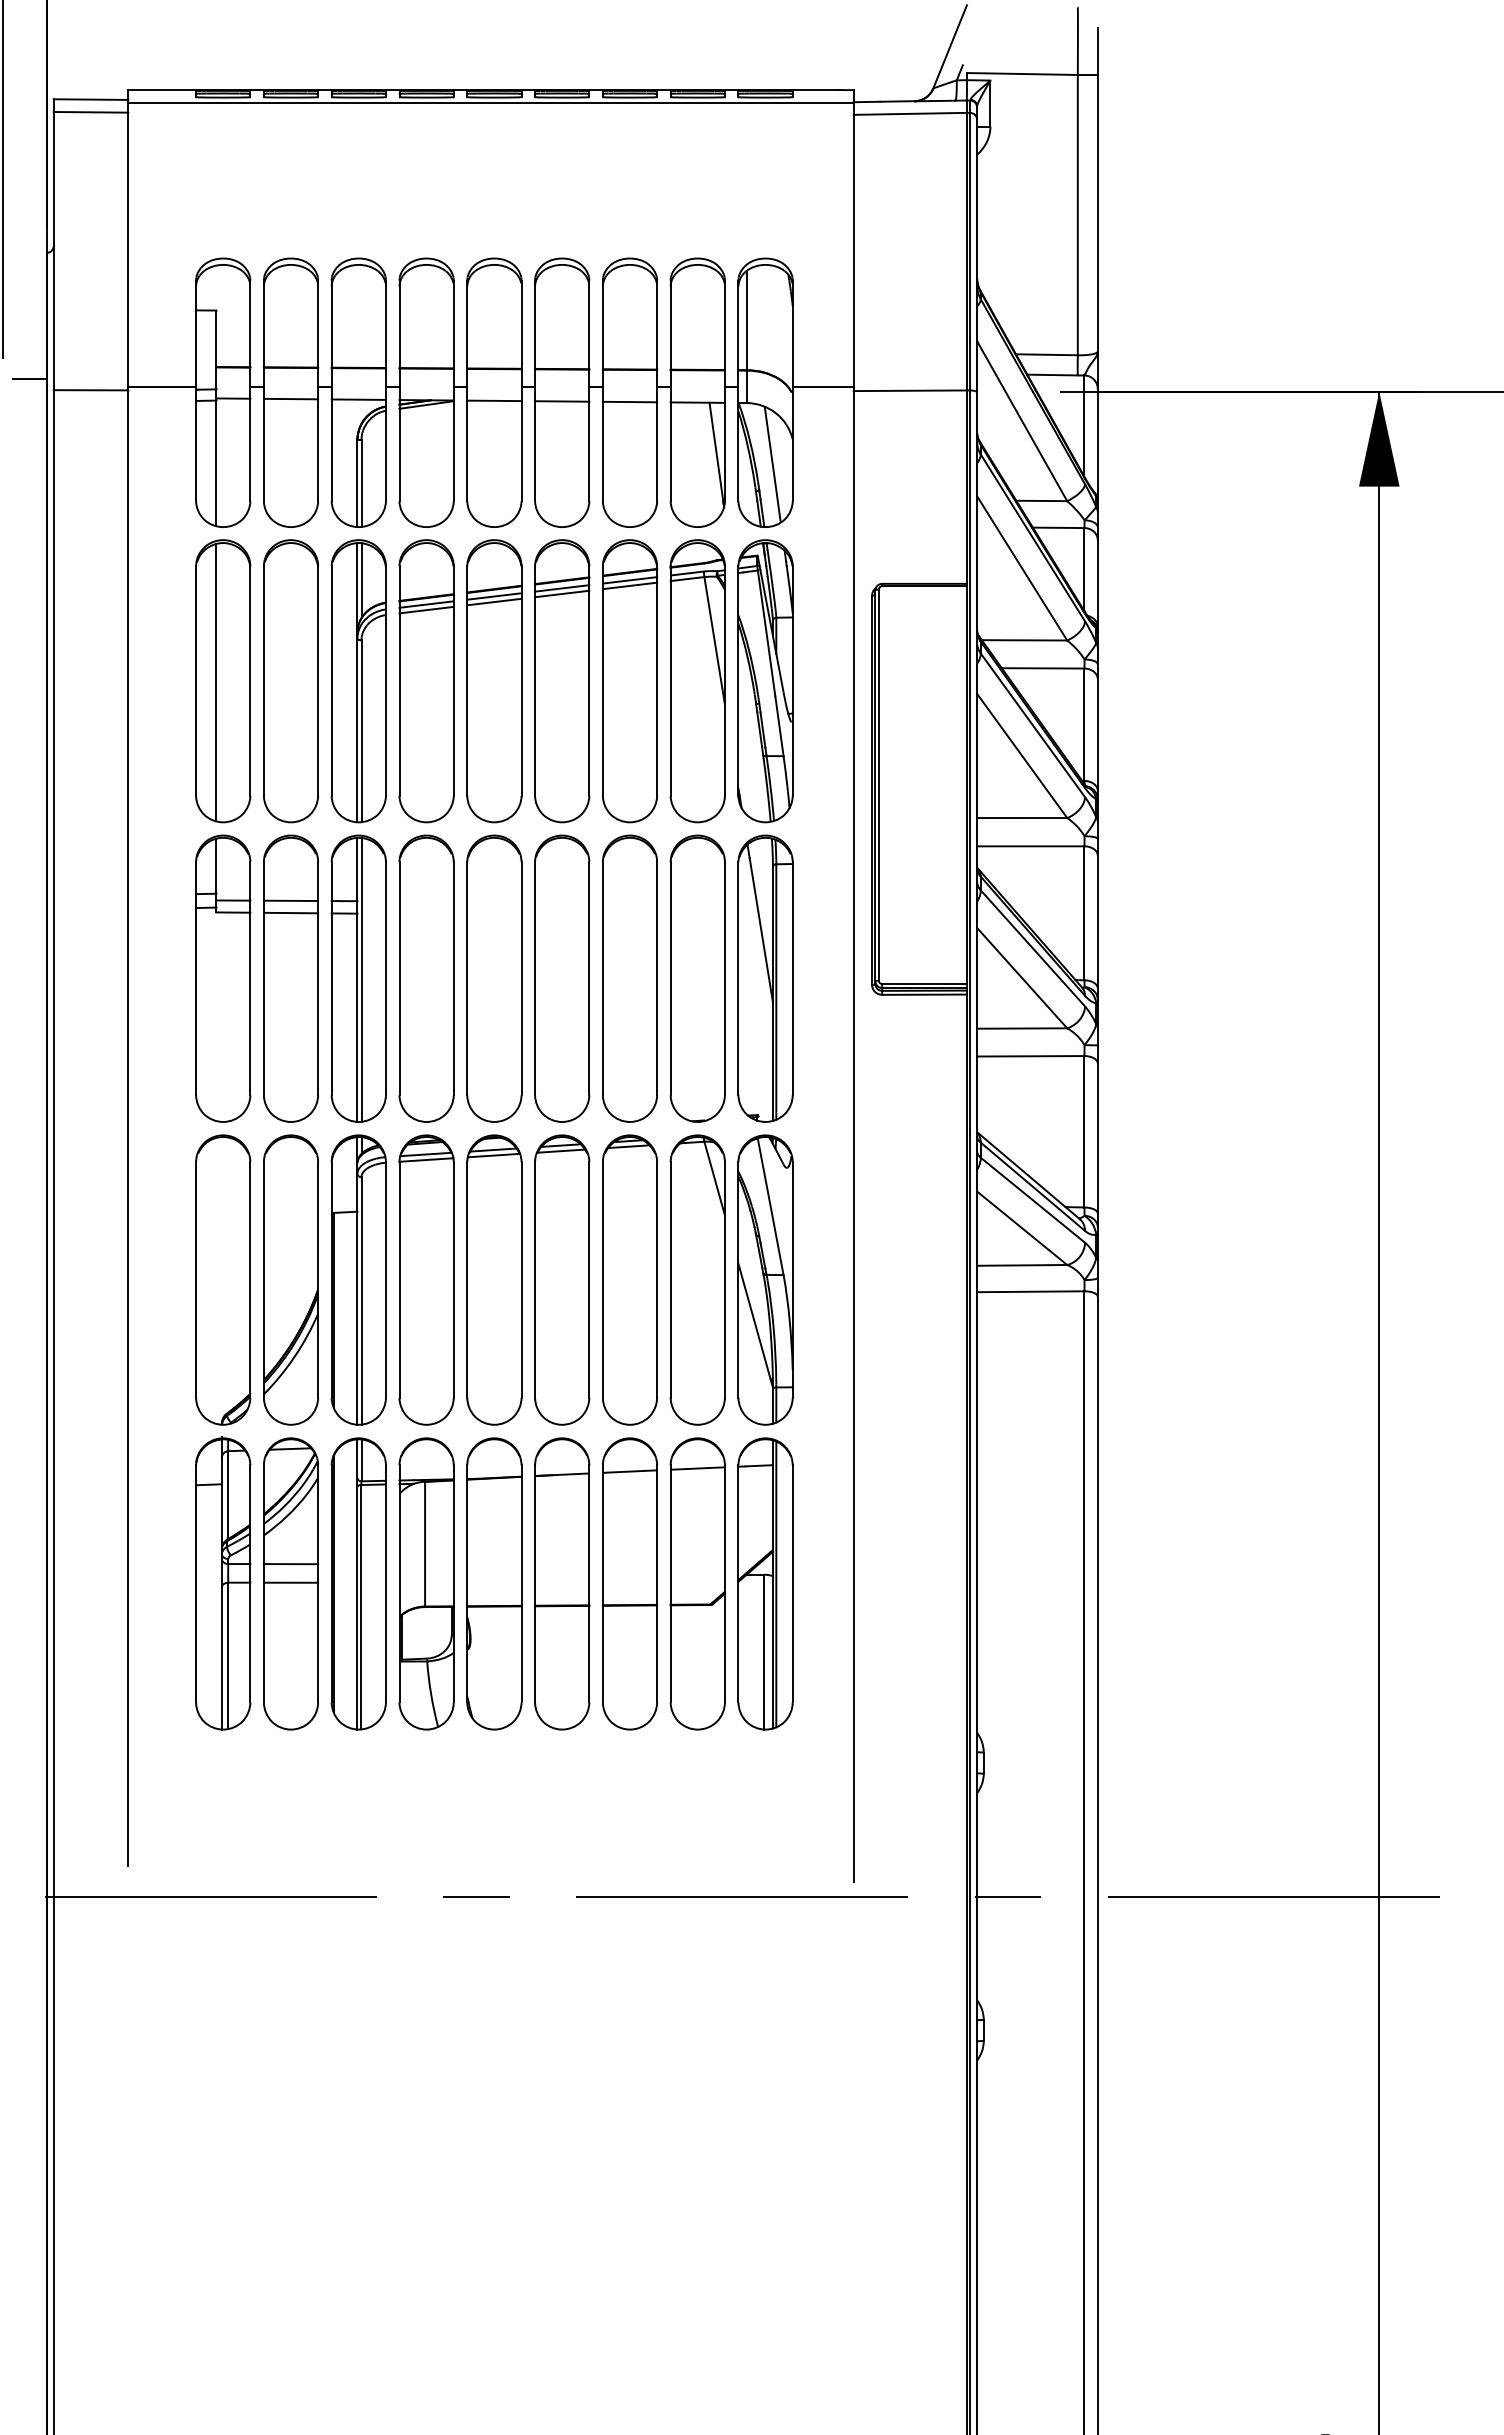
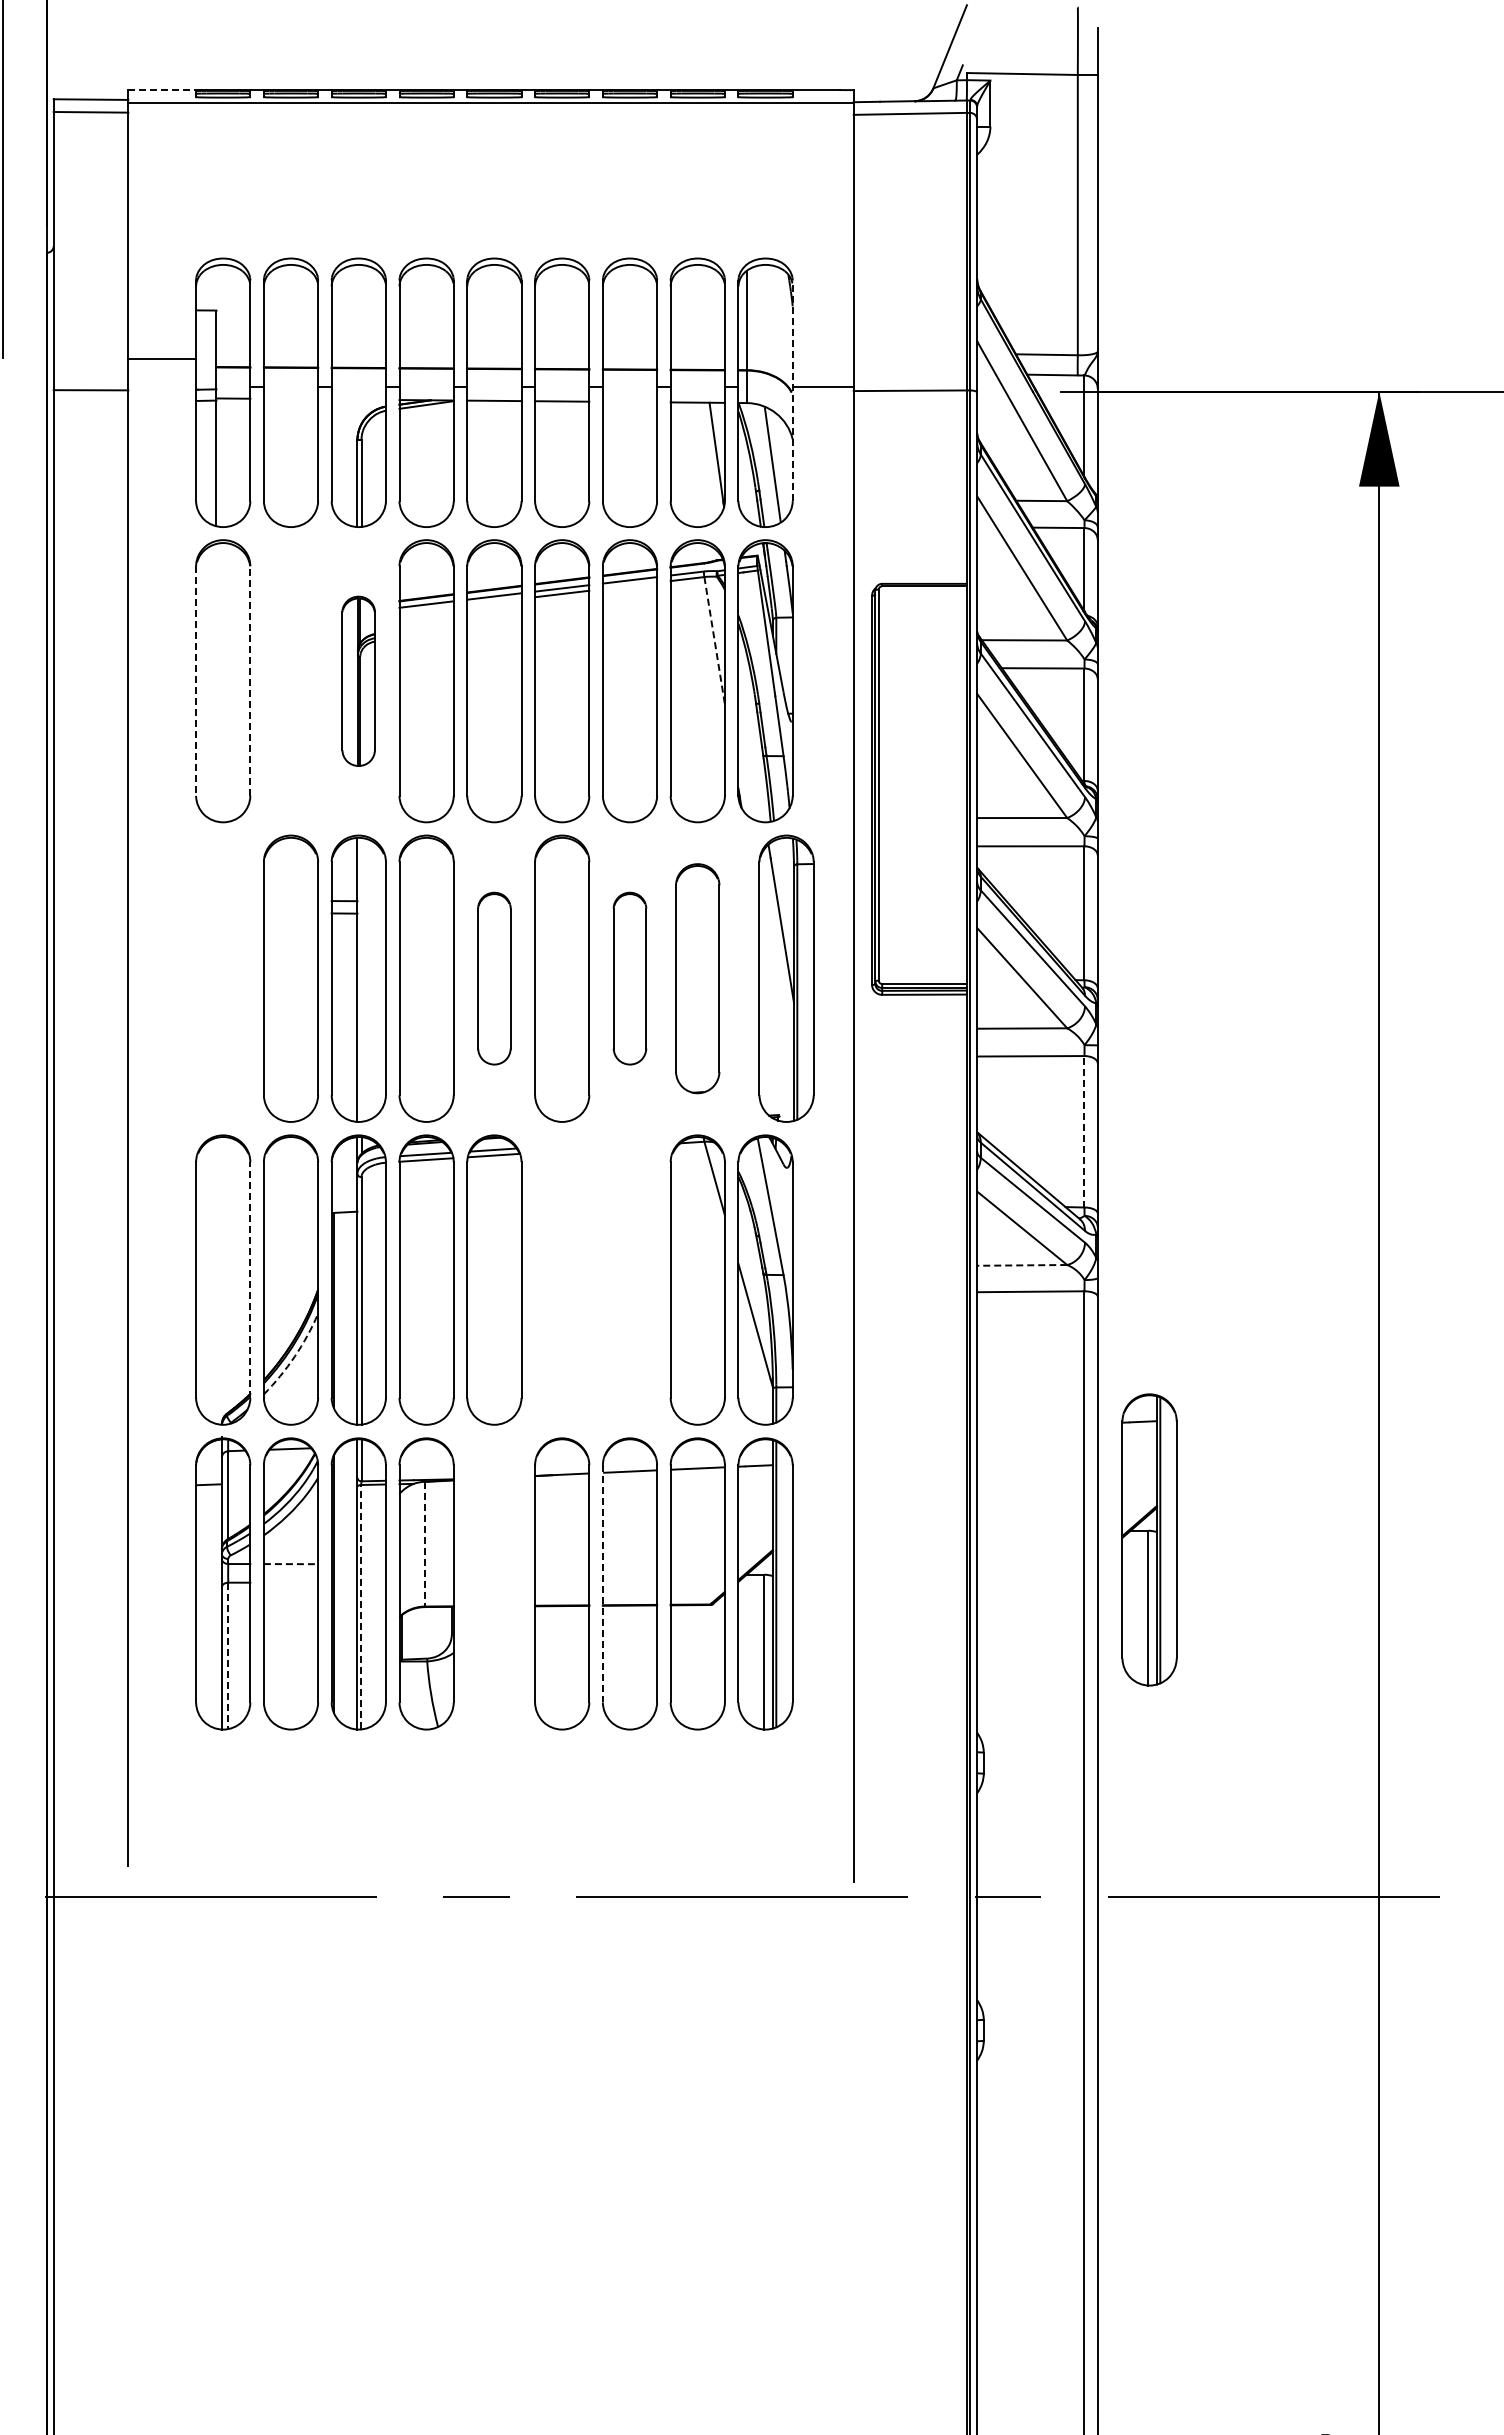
line: solid -> dashed (162, 90)
line: present -> none (29, 379)
line position: (162, 387) -> (162, 359) (162, 359)
line: solid -> dashed (792, 390)
line: present -> none (290, 398)
line: present -> none (358, 399)
line: present -> none (629, 401)
line: present -> none (629, 585)
line: present -> none (494, 601)
line: present -> none (426, 609)
line: solid -> dashed (714, 640)
line: solid -> dashed (196, 681)
line: solid -> dashed (250, 681)
part: present -> none (290, 681)
part size: 57x285 px -> 35x172 px (358, 680)
line: present -> none (216, 682)
line: present -> none (290, 900)
line: present -> none (290, 912)
part: present -> none (223, 978)
part size: 57x289 px -> 35x175 px (494, 978)
part size: 56x289 px -> 36x175 px (629, 978)
part size: 57x289 px -> 46x232 px (697, 978)
part position: (765, 978) -> (786, 978) (786, 978)
line: present -> none (361, 979)
line: solid -> dashed (1084, 1131)
line: solid -> dashed (1021, 1265)
part: present -> none (562, 1279)
part: present -> none (629, 1279)
line: solid -> dashed (250, 1280)
arc: solid -> dashed (294, 1356)
part: none -> present (1149, 1539)
line: solid -> dashed (425, 1544)
line: solid -> dashed (291, 1564)
line: present -> none (290, 1582)
part: present -> none (494, 1583)
line: solid -> dashed (602, 1583)
line: solid -> dashed (361, 1606)
line: solid -> dashed (228, 1656)
